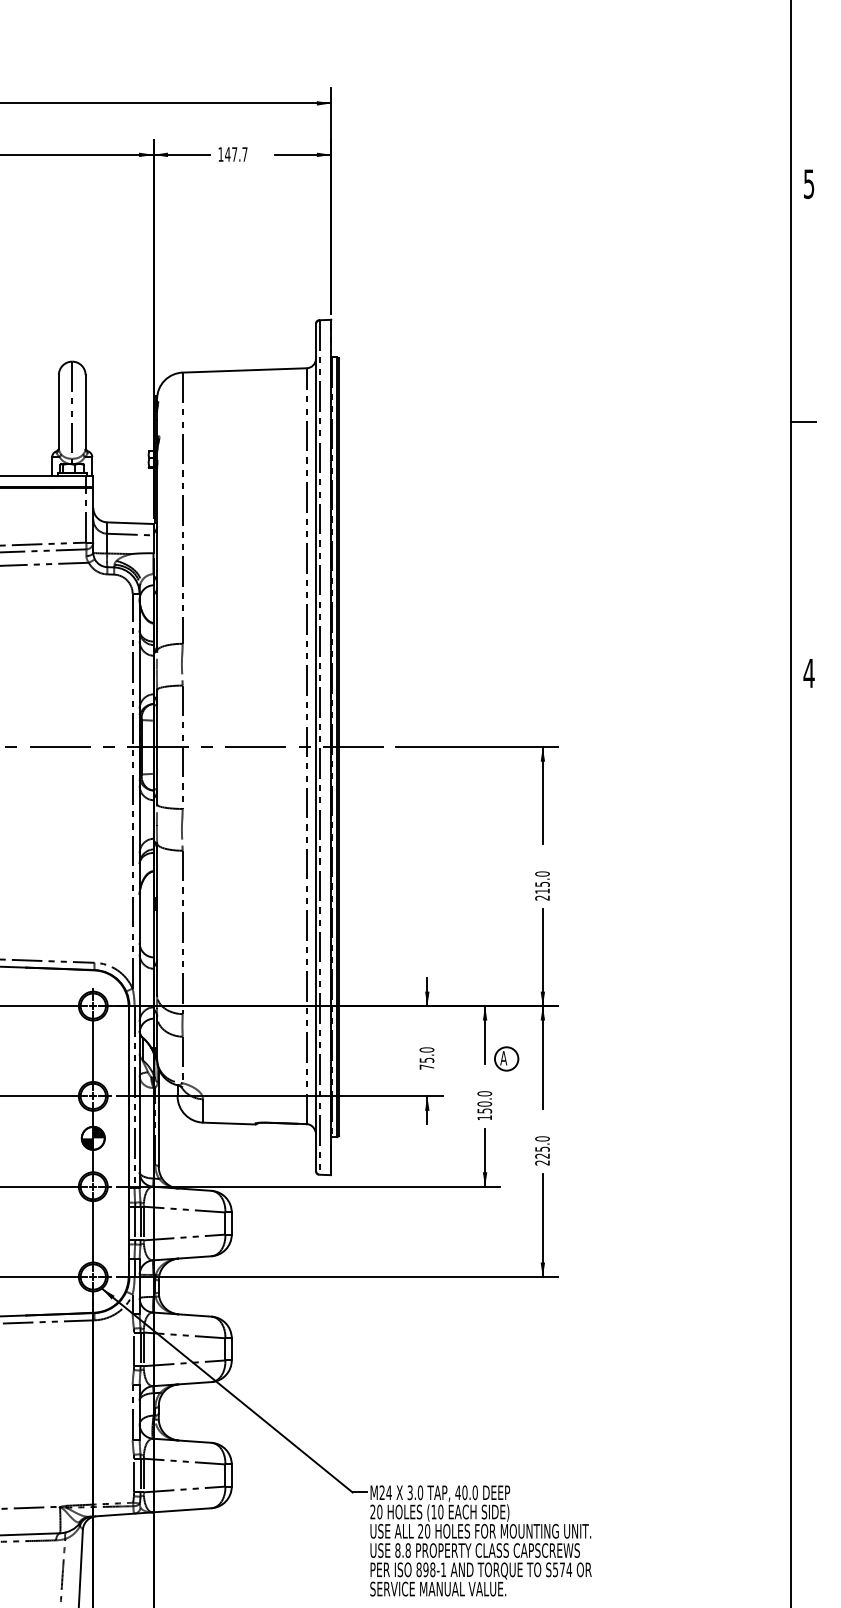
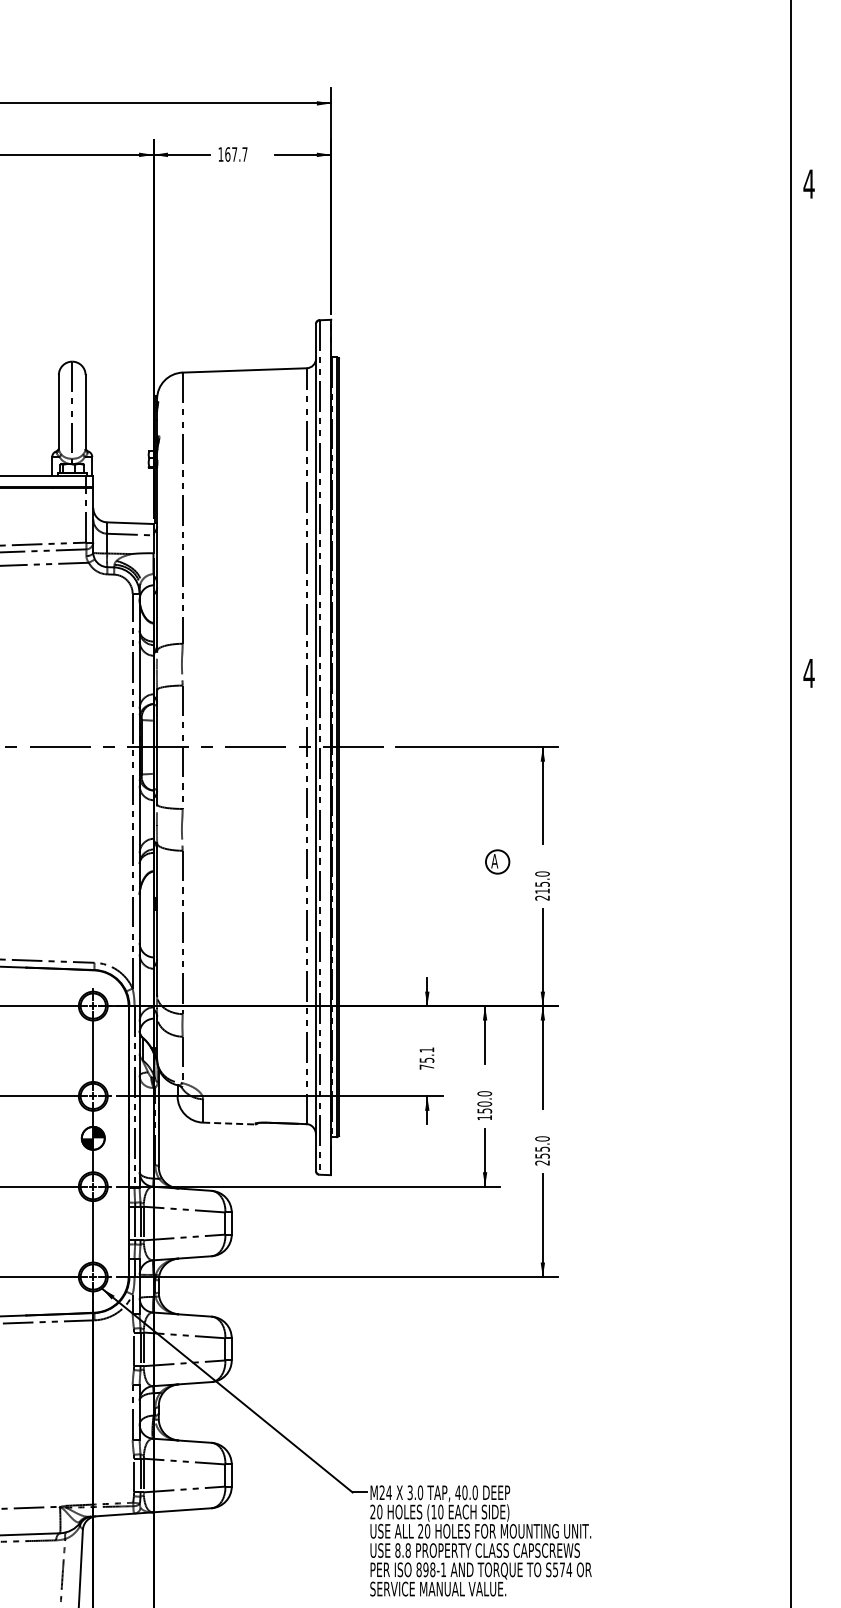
text: 147.7 -> 167.7 (227, 154)
text: 5 -> 4 (808, 183)
line: present -> none (803, 422)
text: 75.0 -> 75.1 (426, 1049)
part position: (506, 1058) -> (497, 861) (497, 861)
line: solid -> dashed (229, 1123)
text: 225.0 -> 255.0 (542, 1155)
